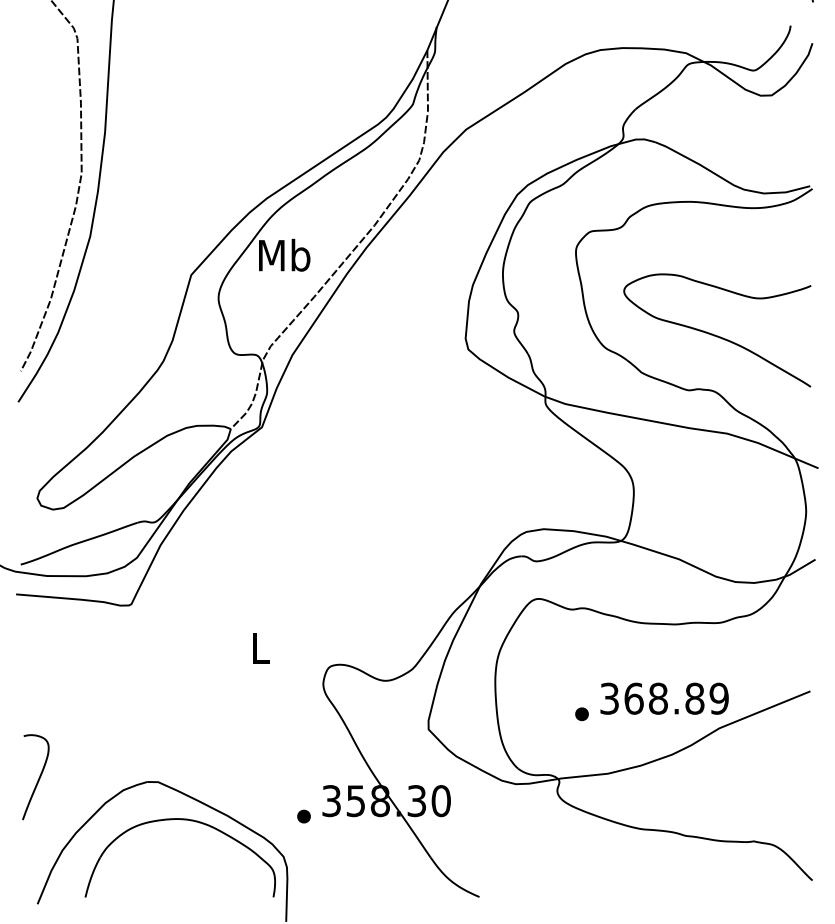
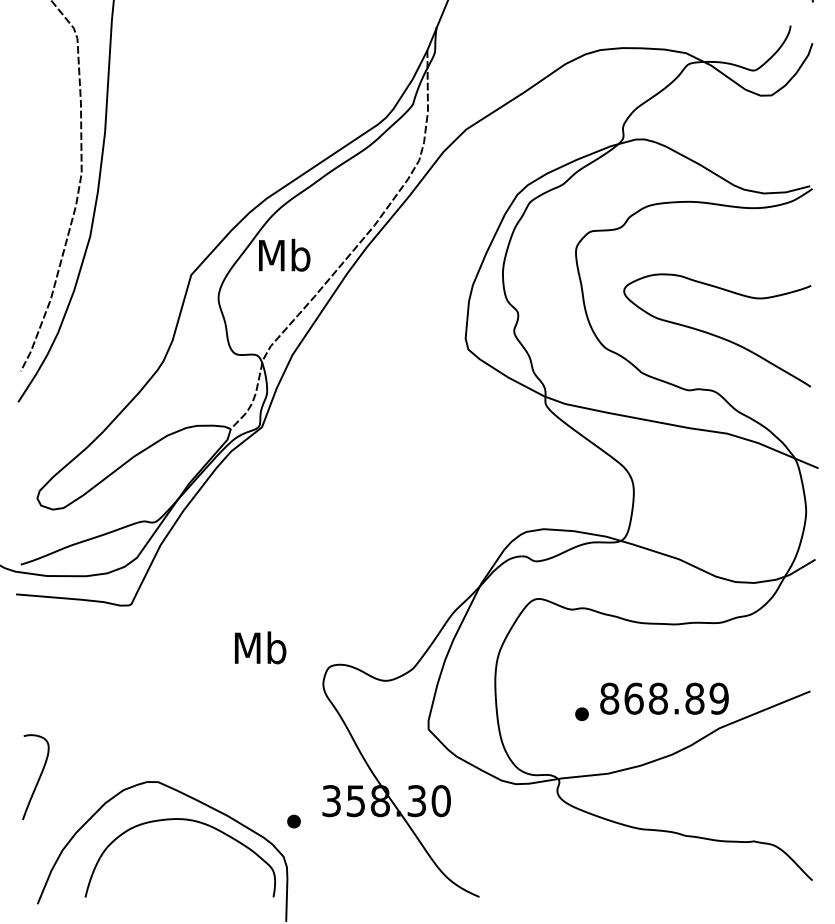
text: L -> Mb (260, 647)
text: 368.89 -> 868.89 (609, 698)
part position: (303, 816) -> (293, 821) (293, 821)
